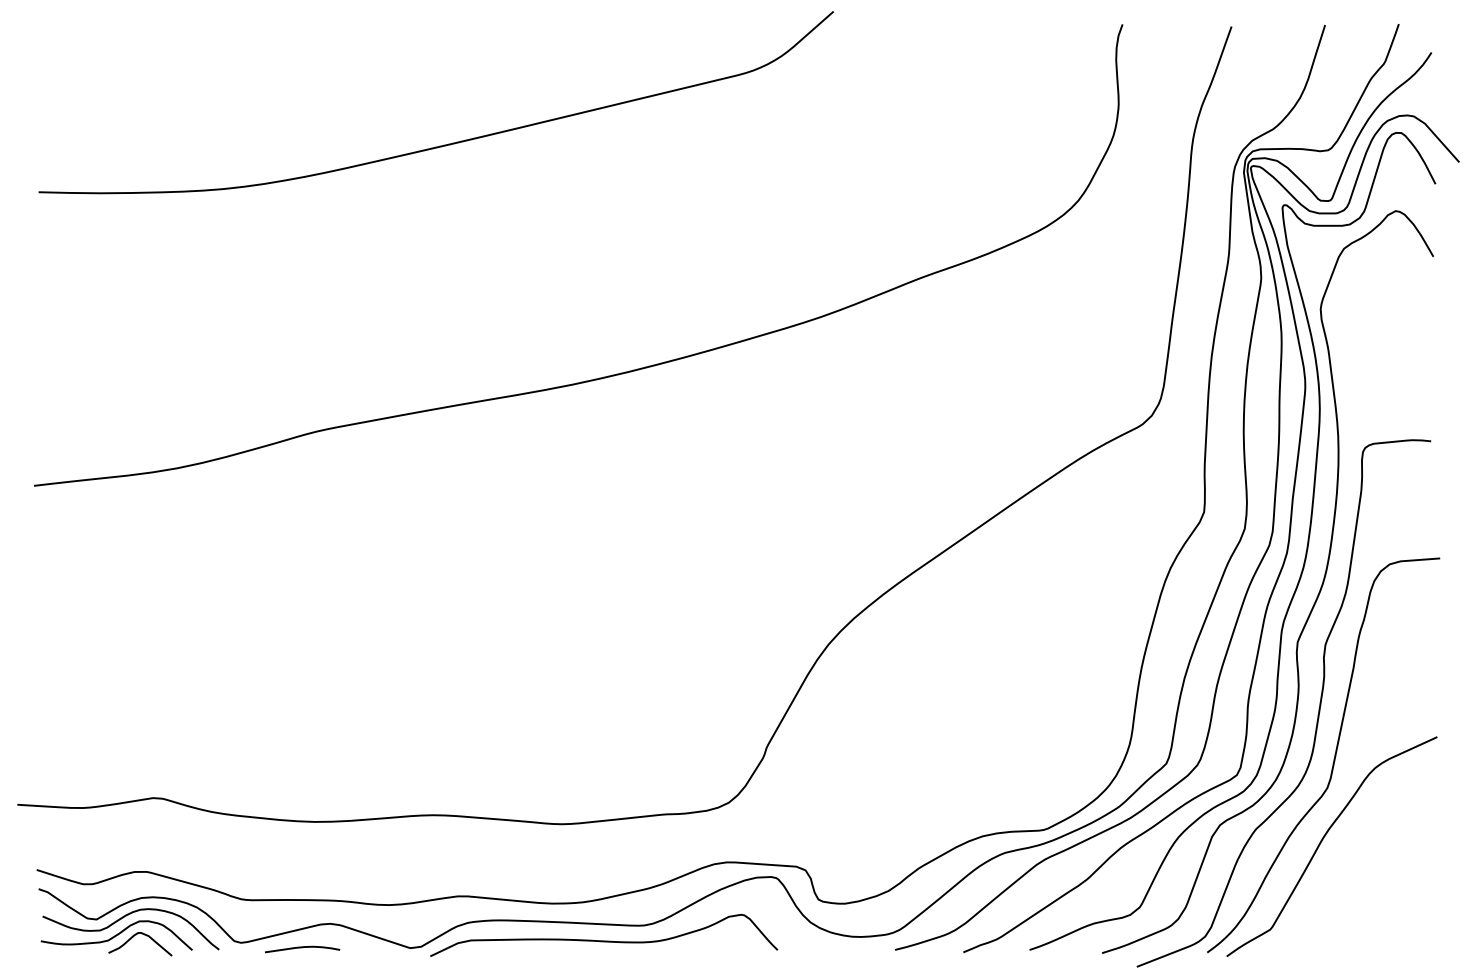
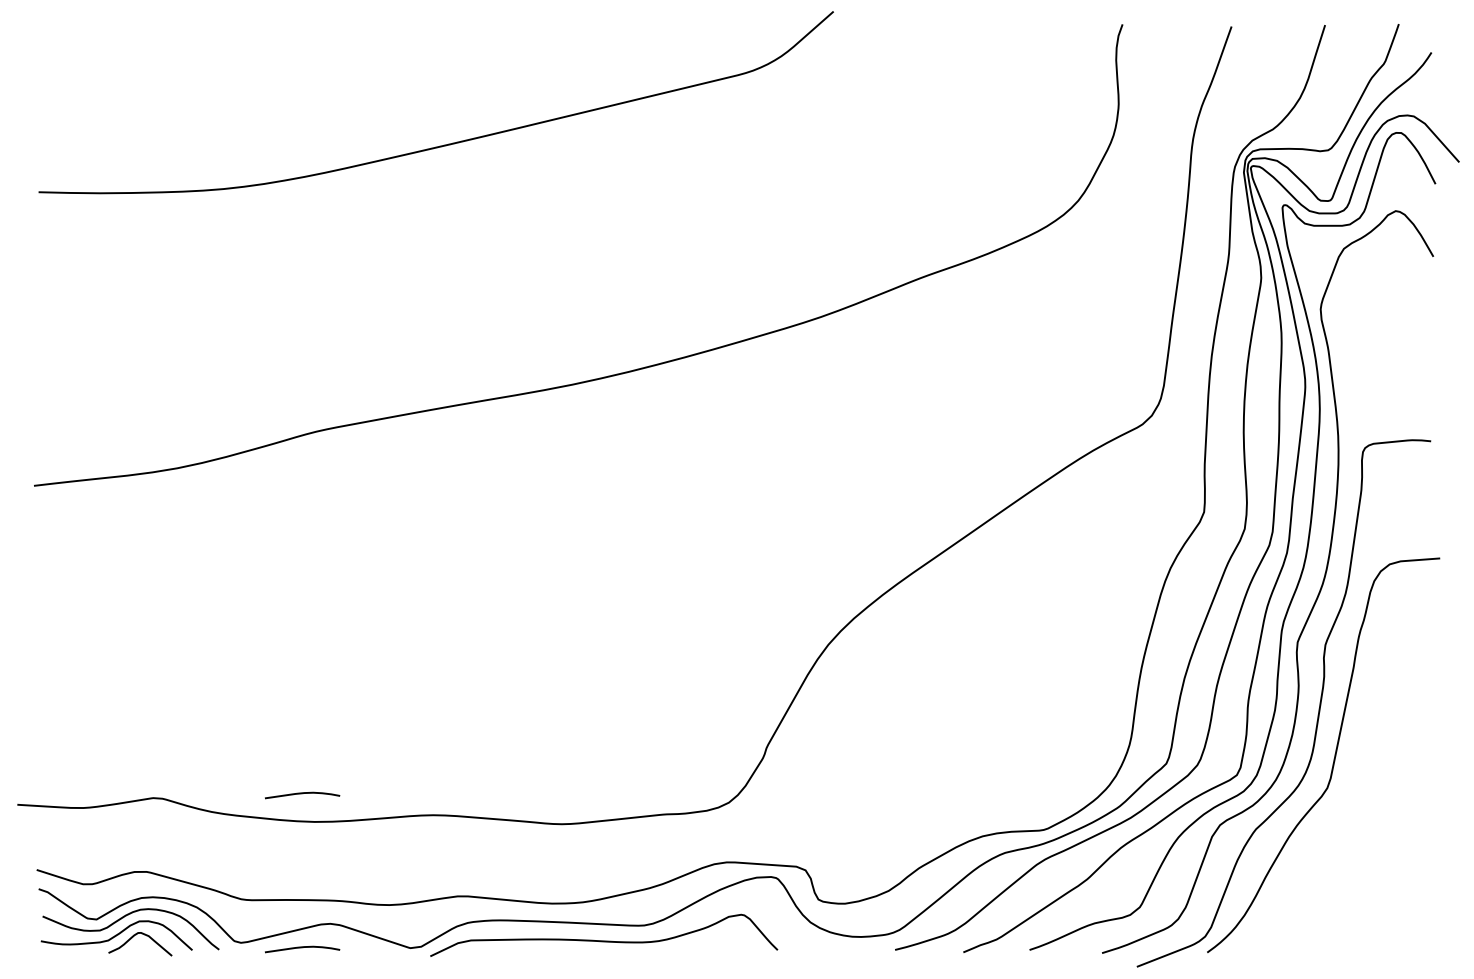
curve: none -> present (302, 794)
curve: present -> none (1322, 841)
